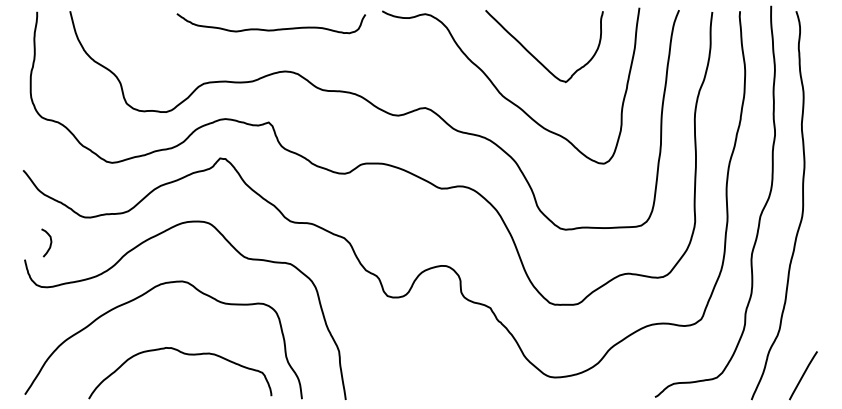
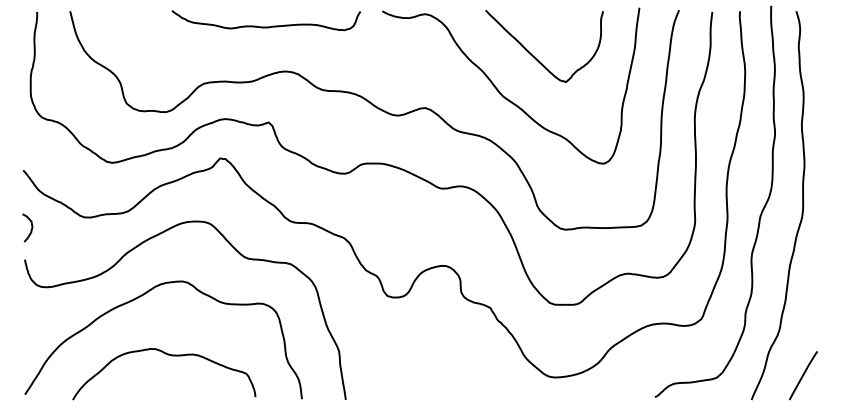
curve position: (271, 29) -> (266, 26) (266, 26)
curve position: (50, 242) -> (31, 227) (31, 227)
curve position: (183, 354) -> (167, 355) (167, 355)
